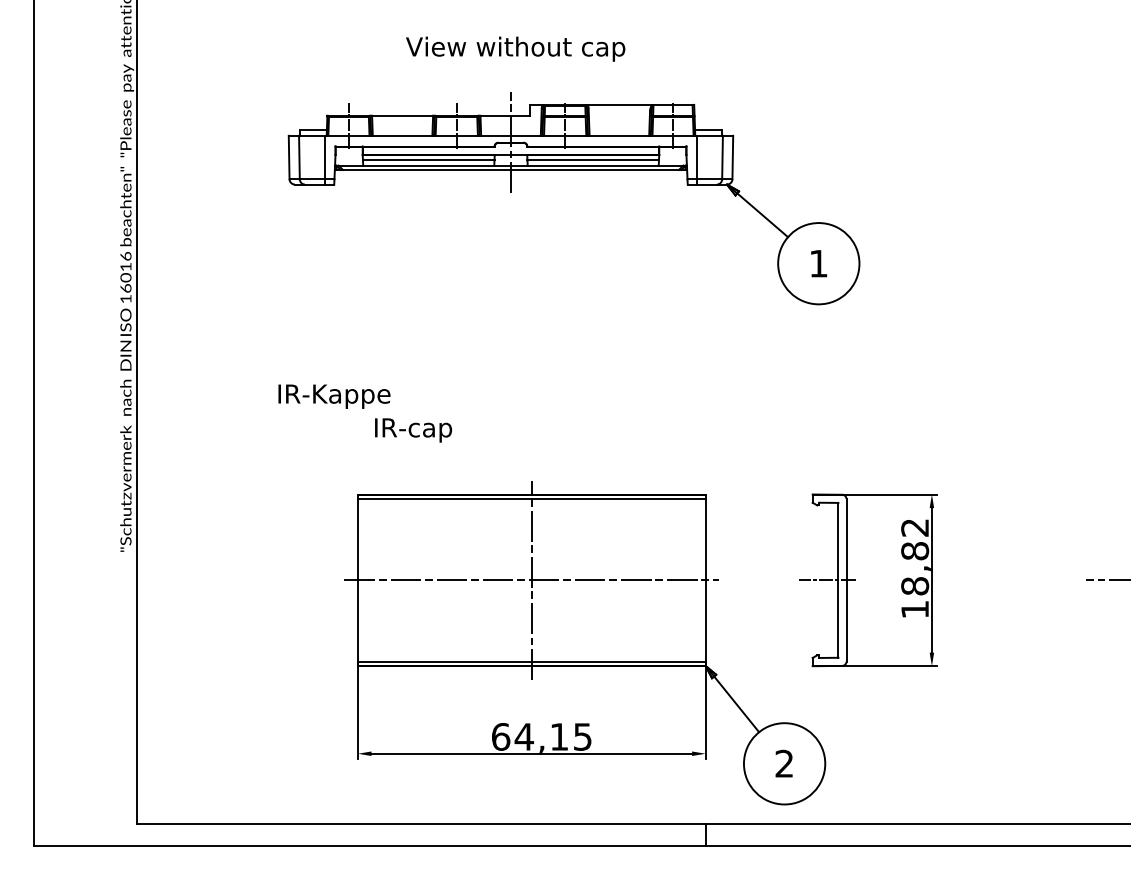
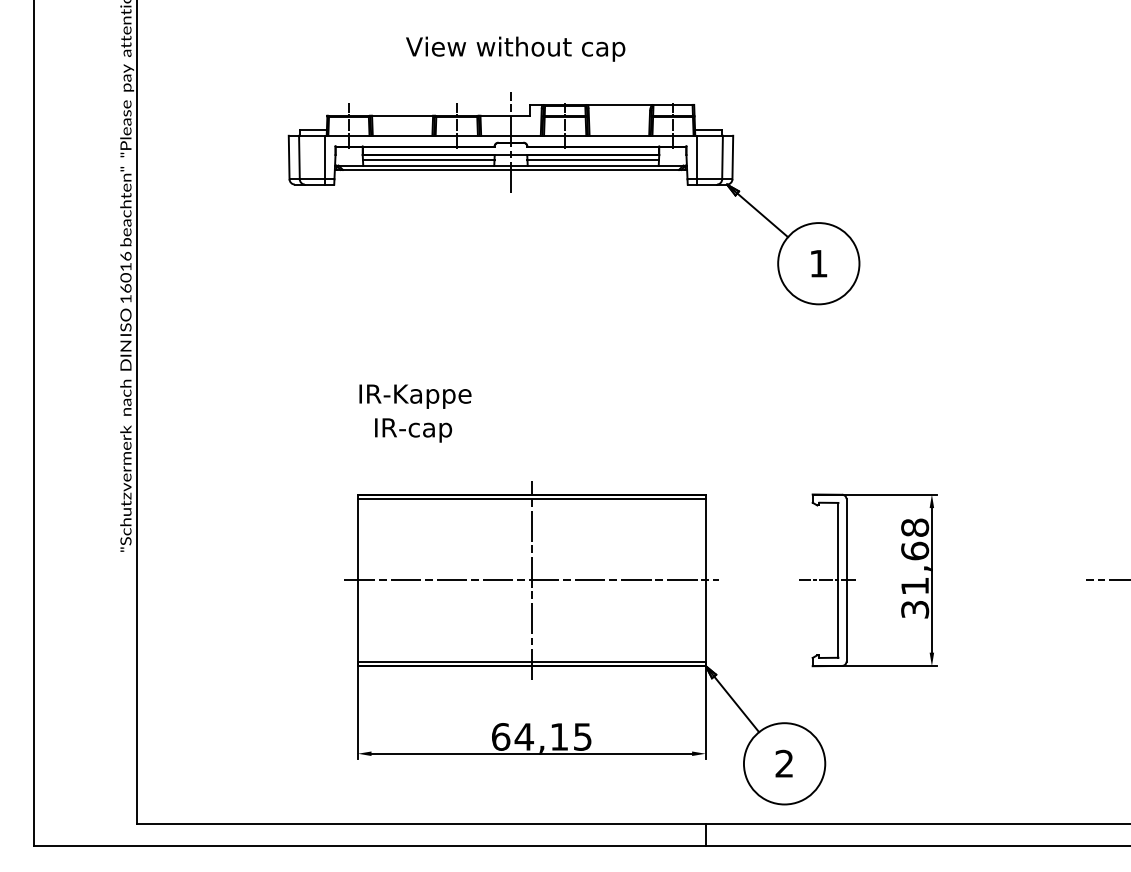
text position: (334, 396) -> (415, 396) (415, 396)
text: 18,82 -> 31,68 (915, 568)
